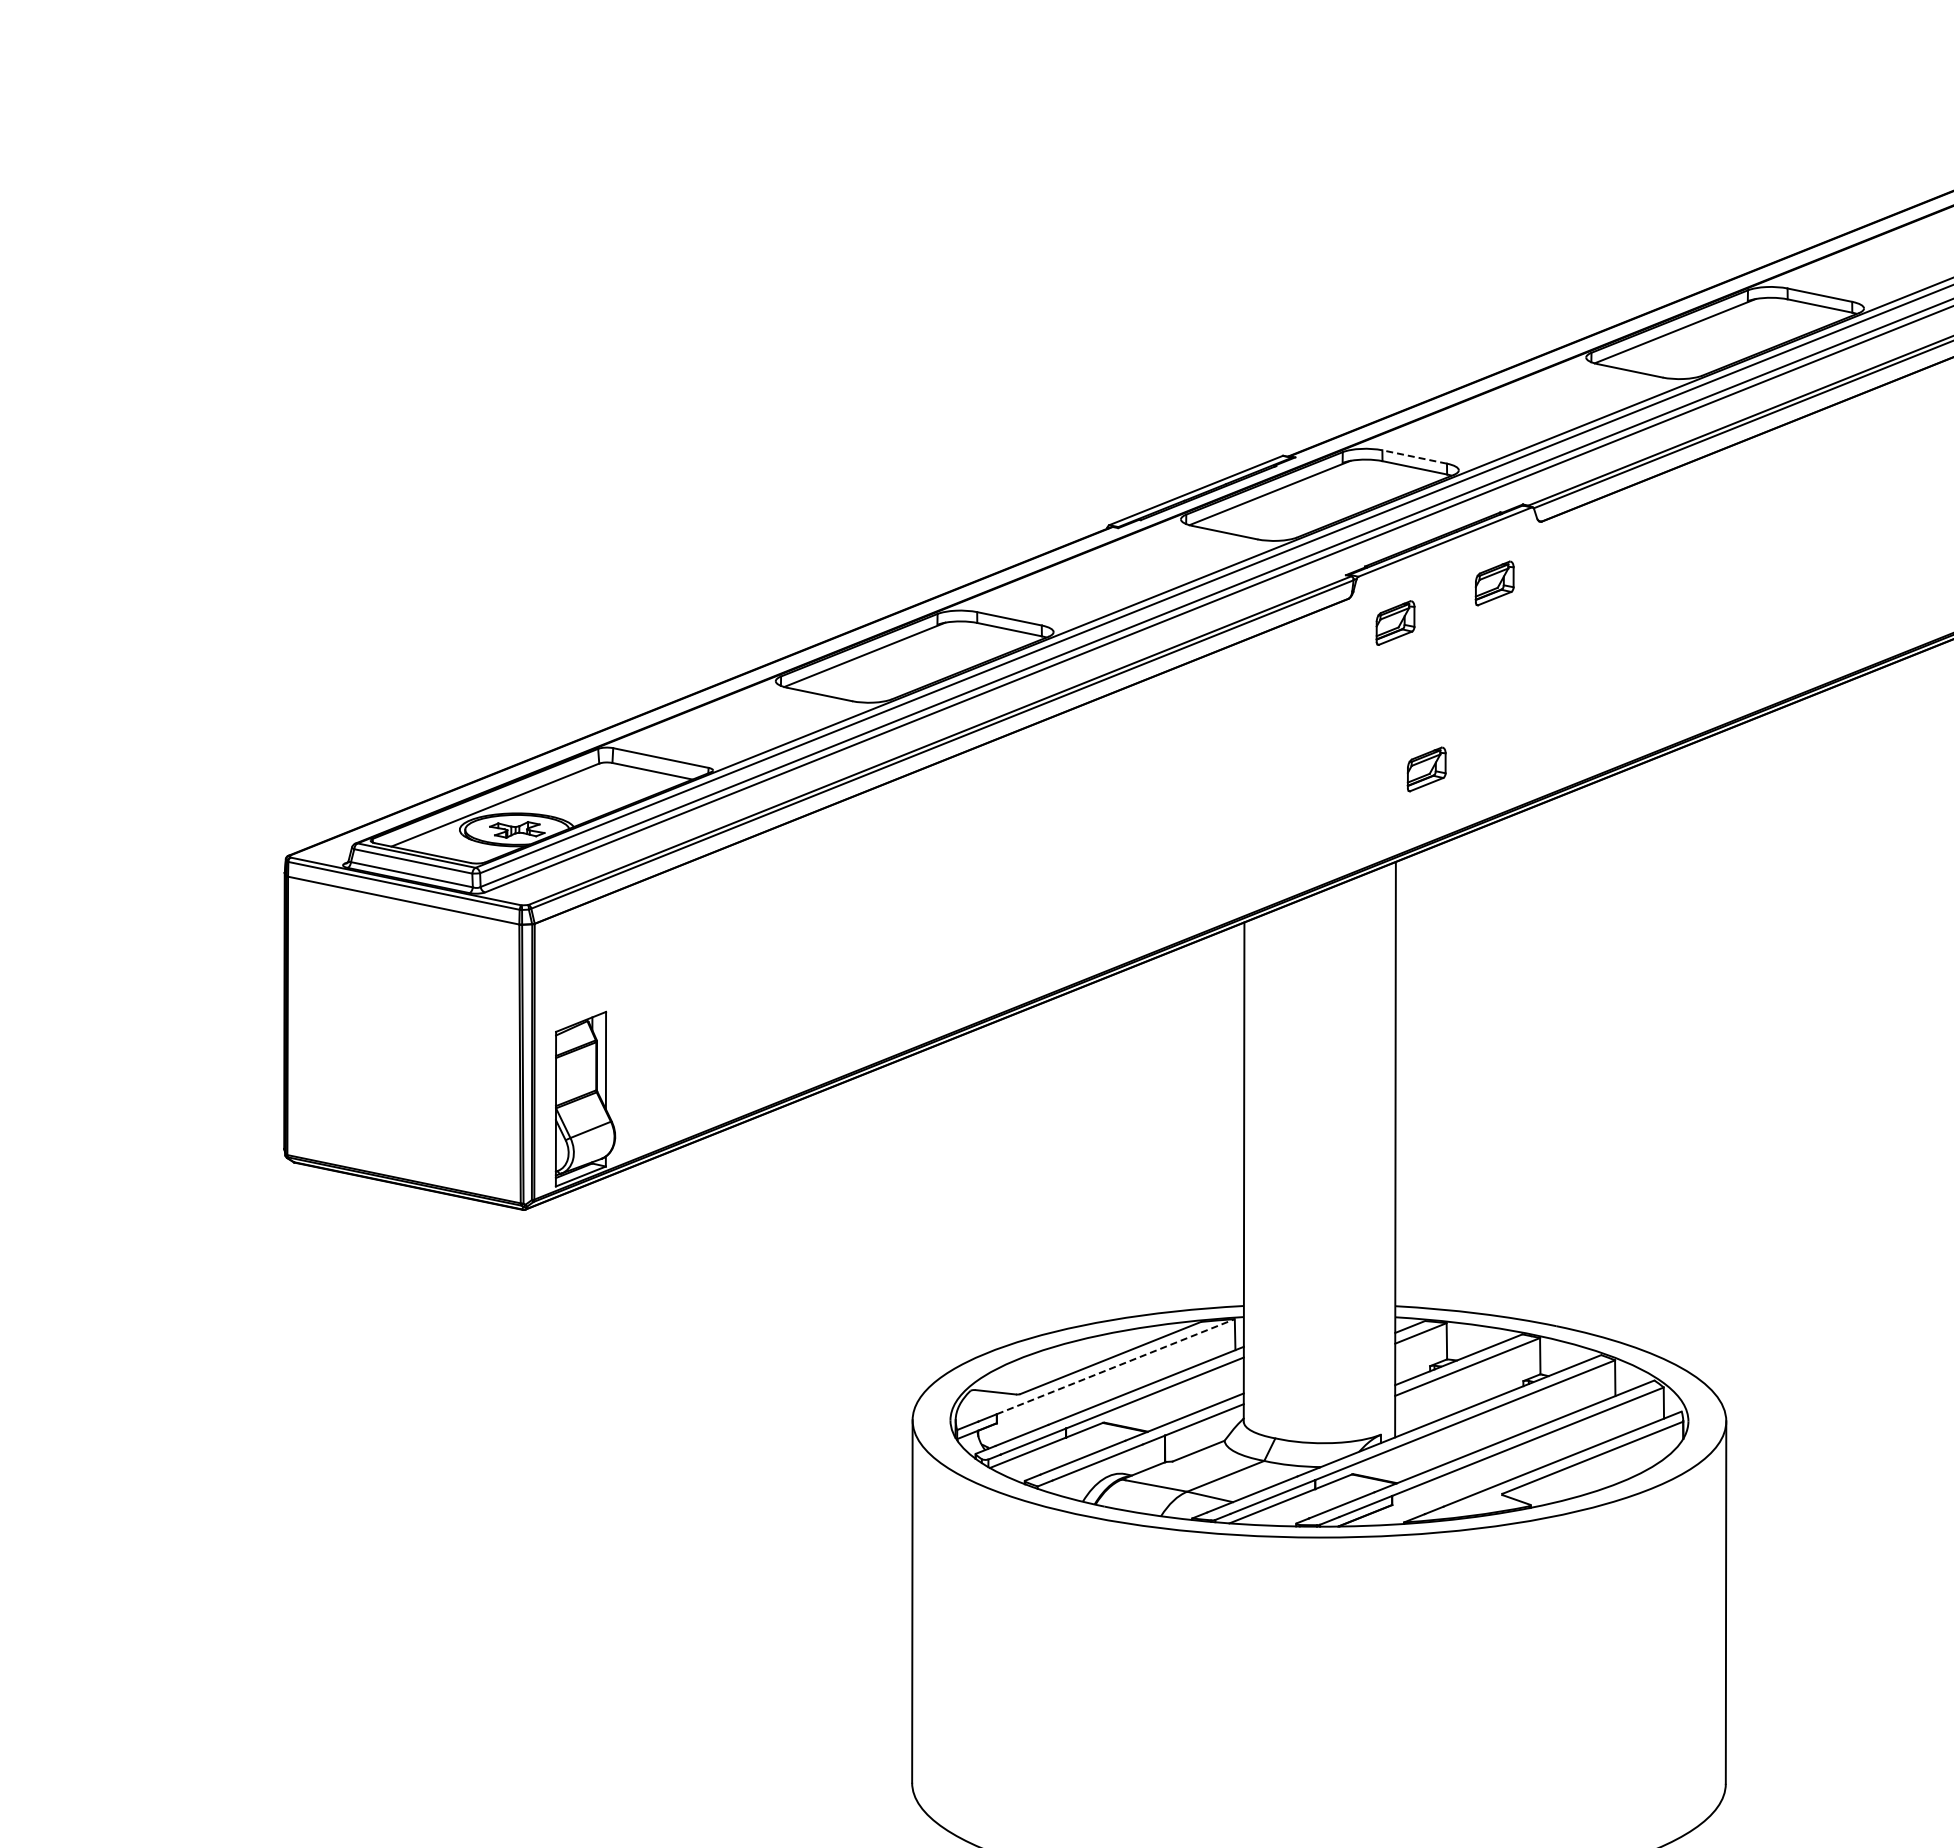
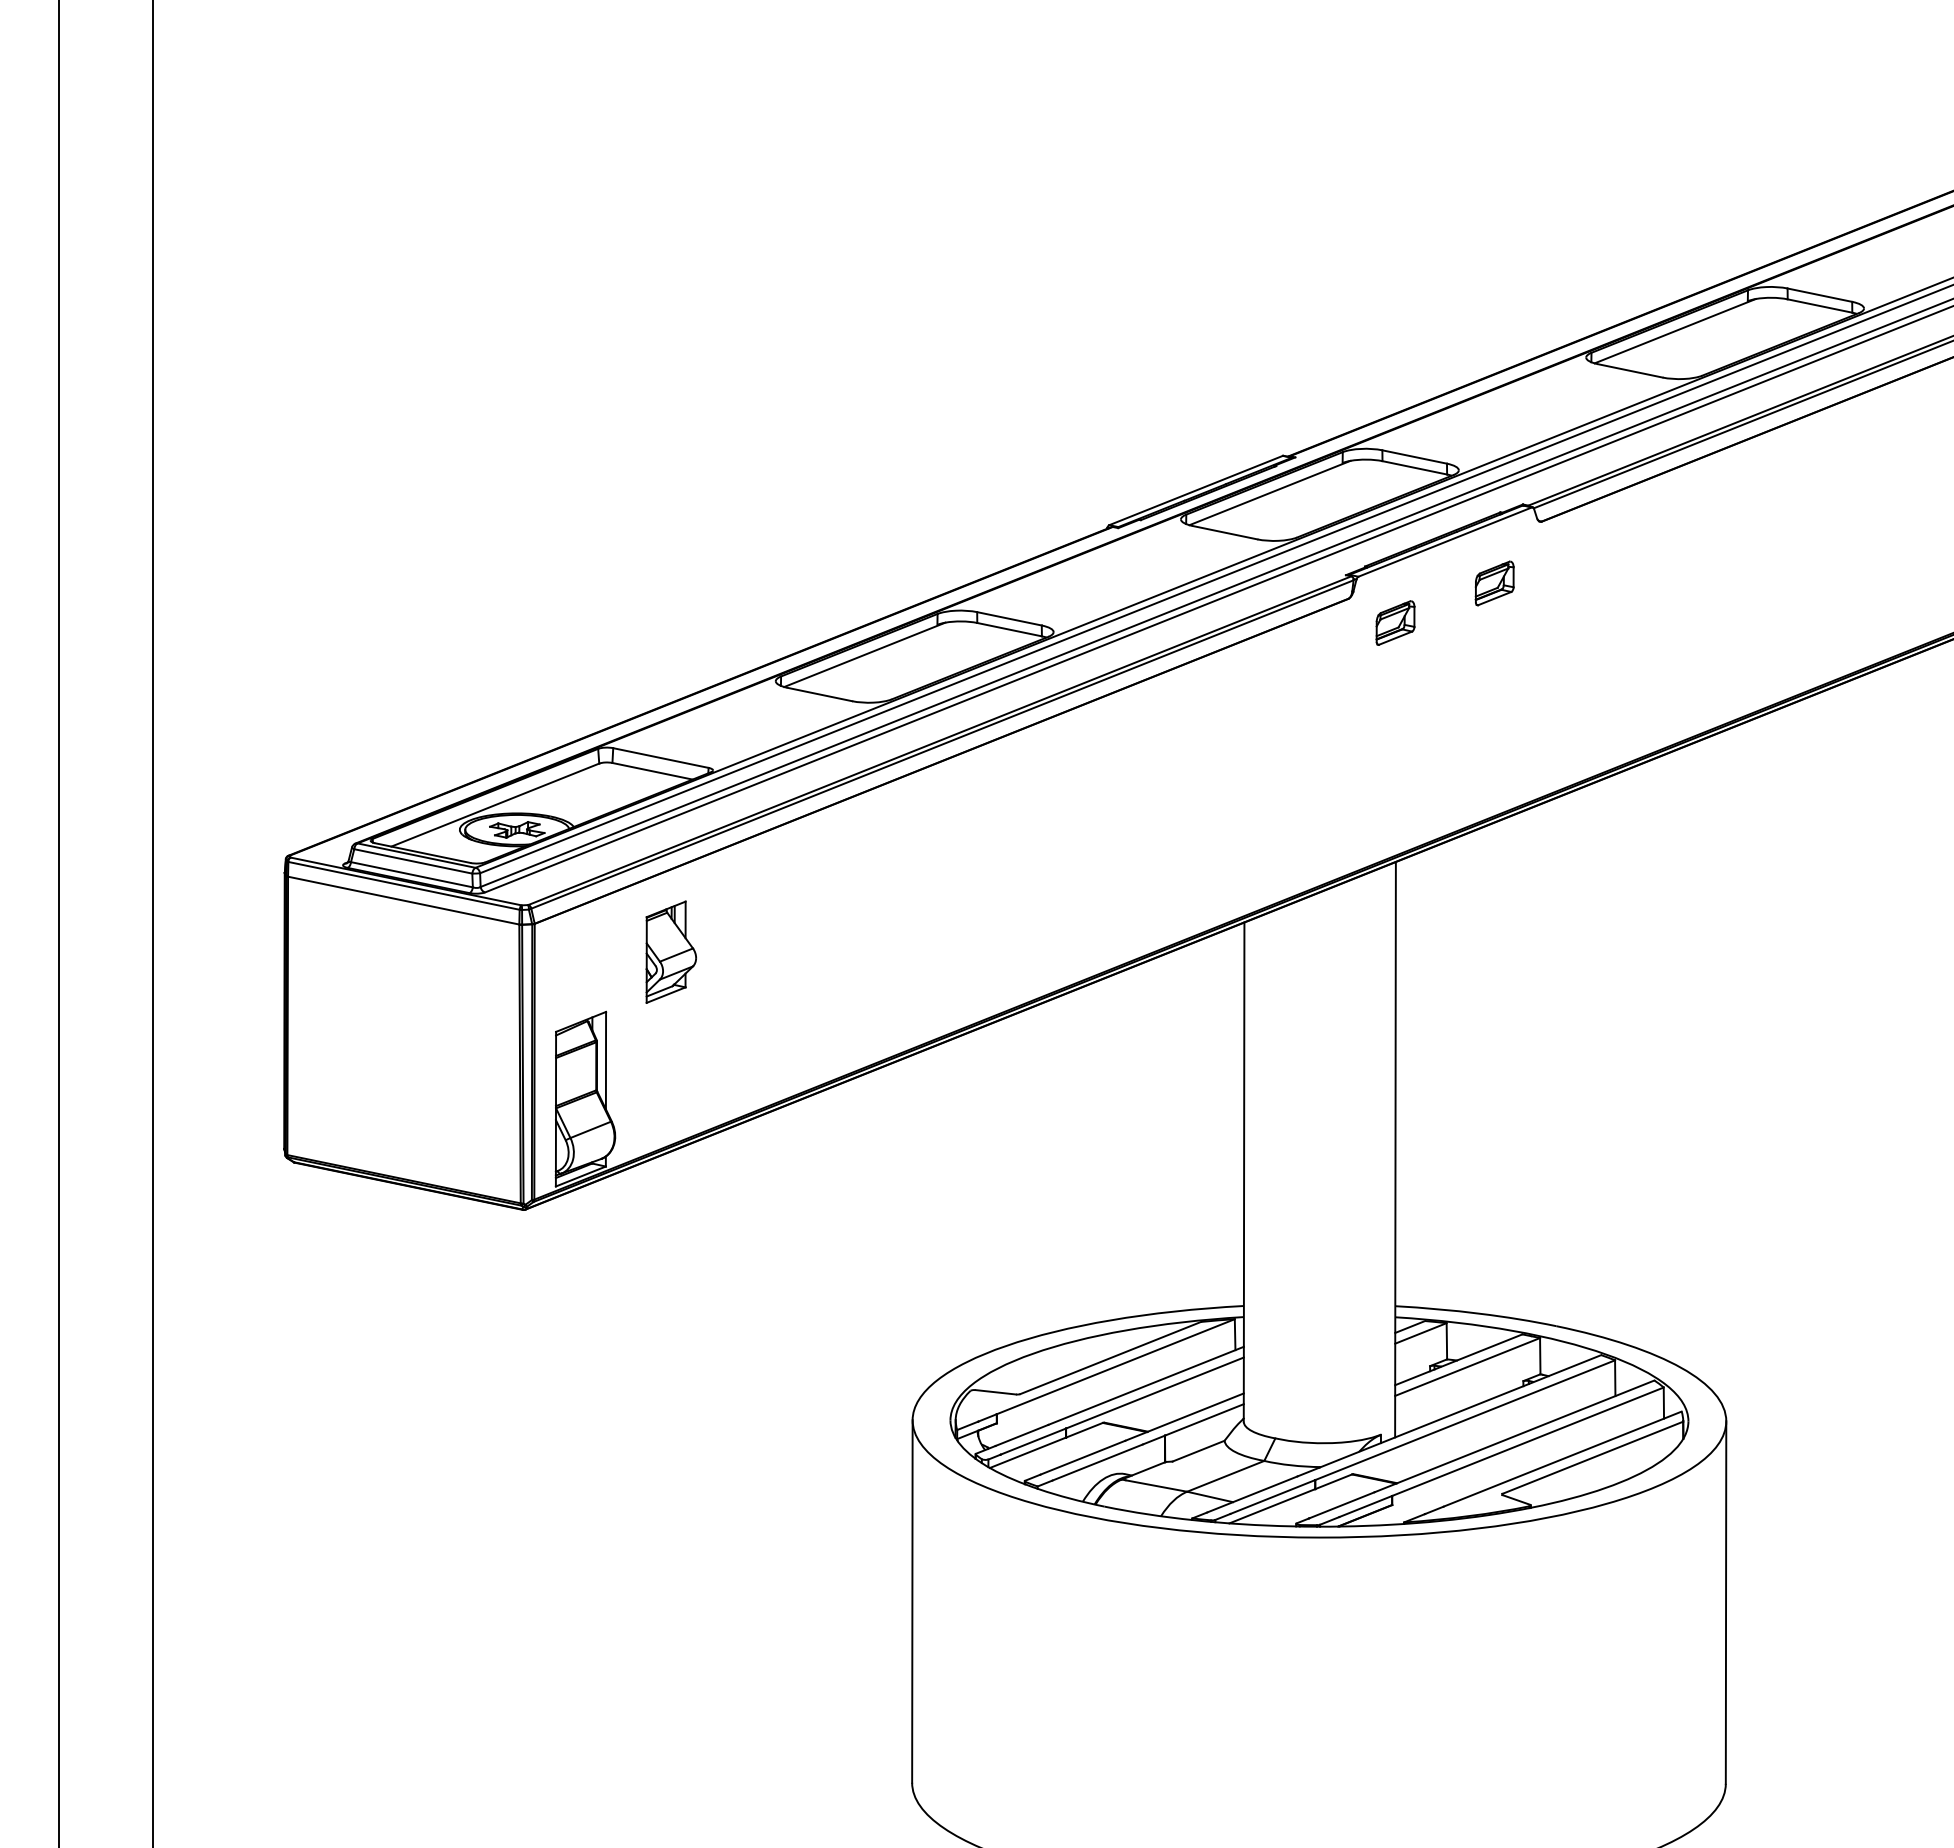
line: dashed -> solid (1414, 457)
part: present -> none (1426, 769)
line: none -> present (58, 923)
line: none -> present (153, 923)
part: none -> present (670, 951)
line: dashed -> solid (1116, 1366)
